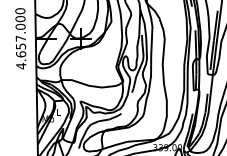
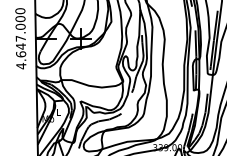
text: 4.657.000 -> 4.647.000 (21, 46)
